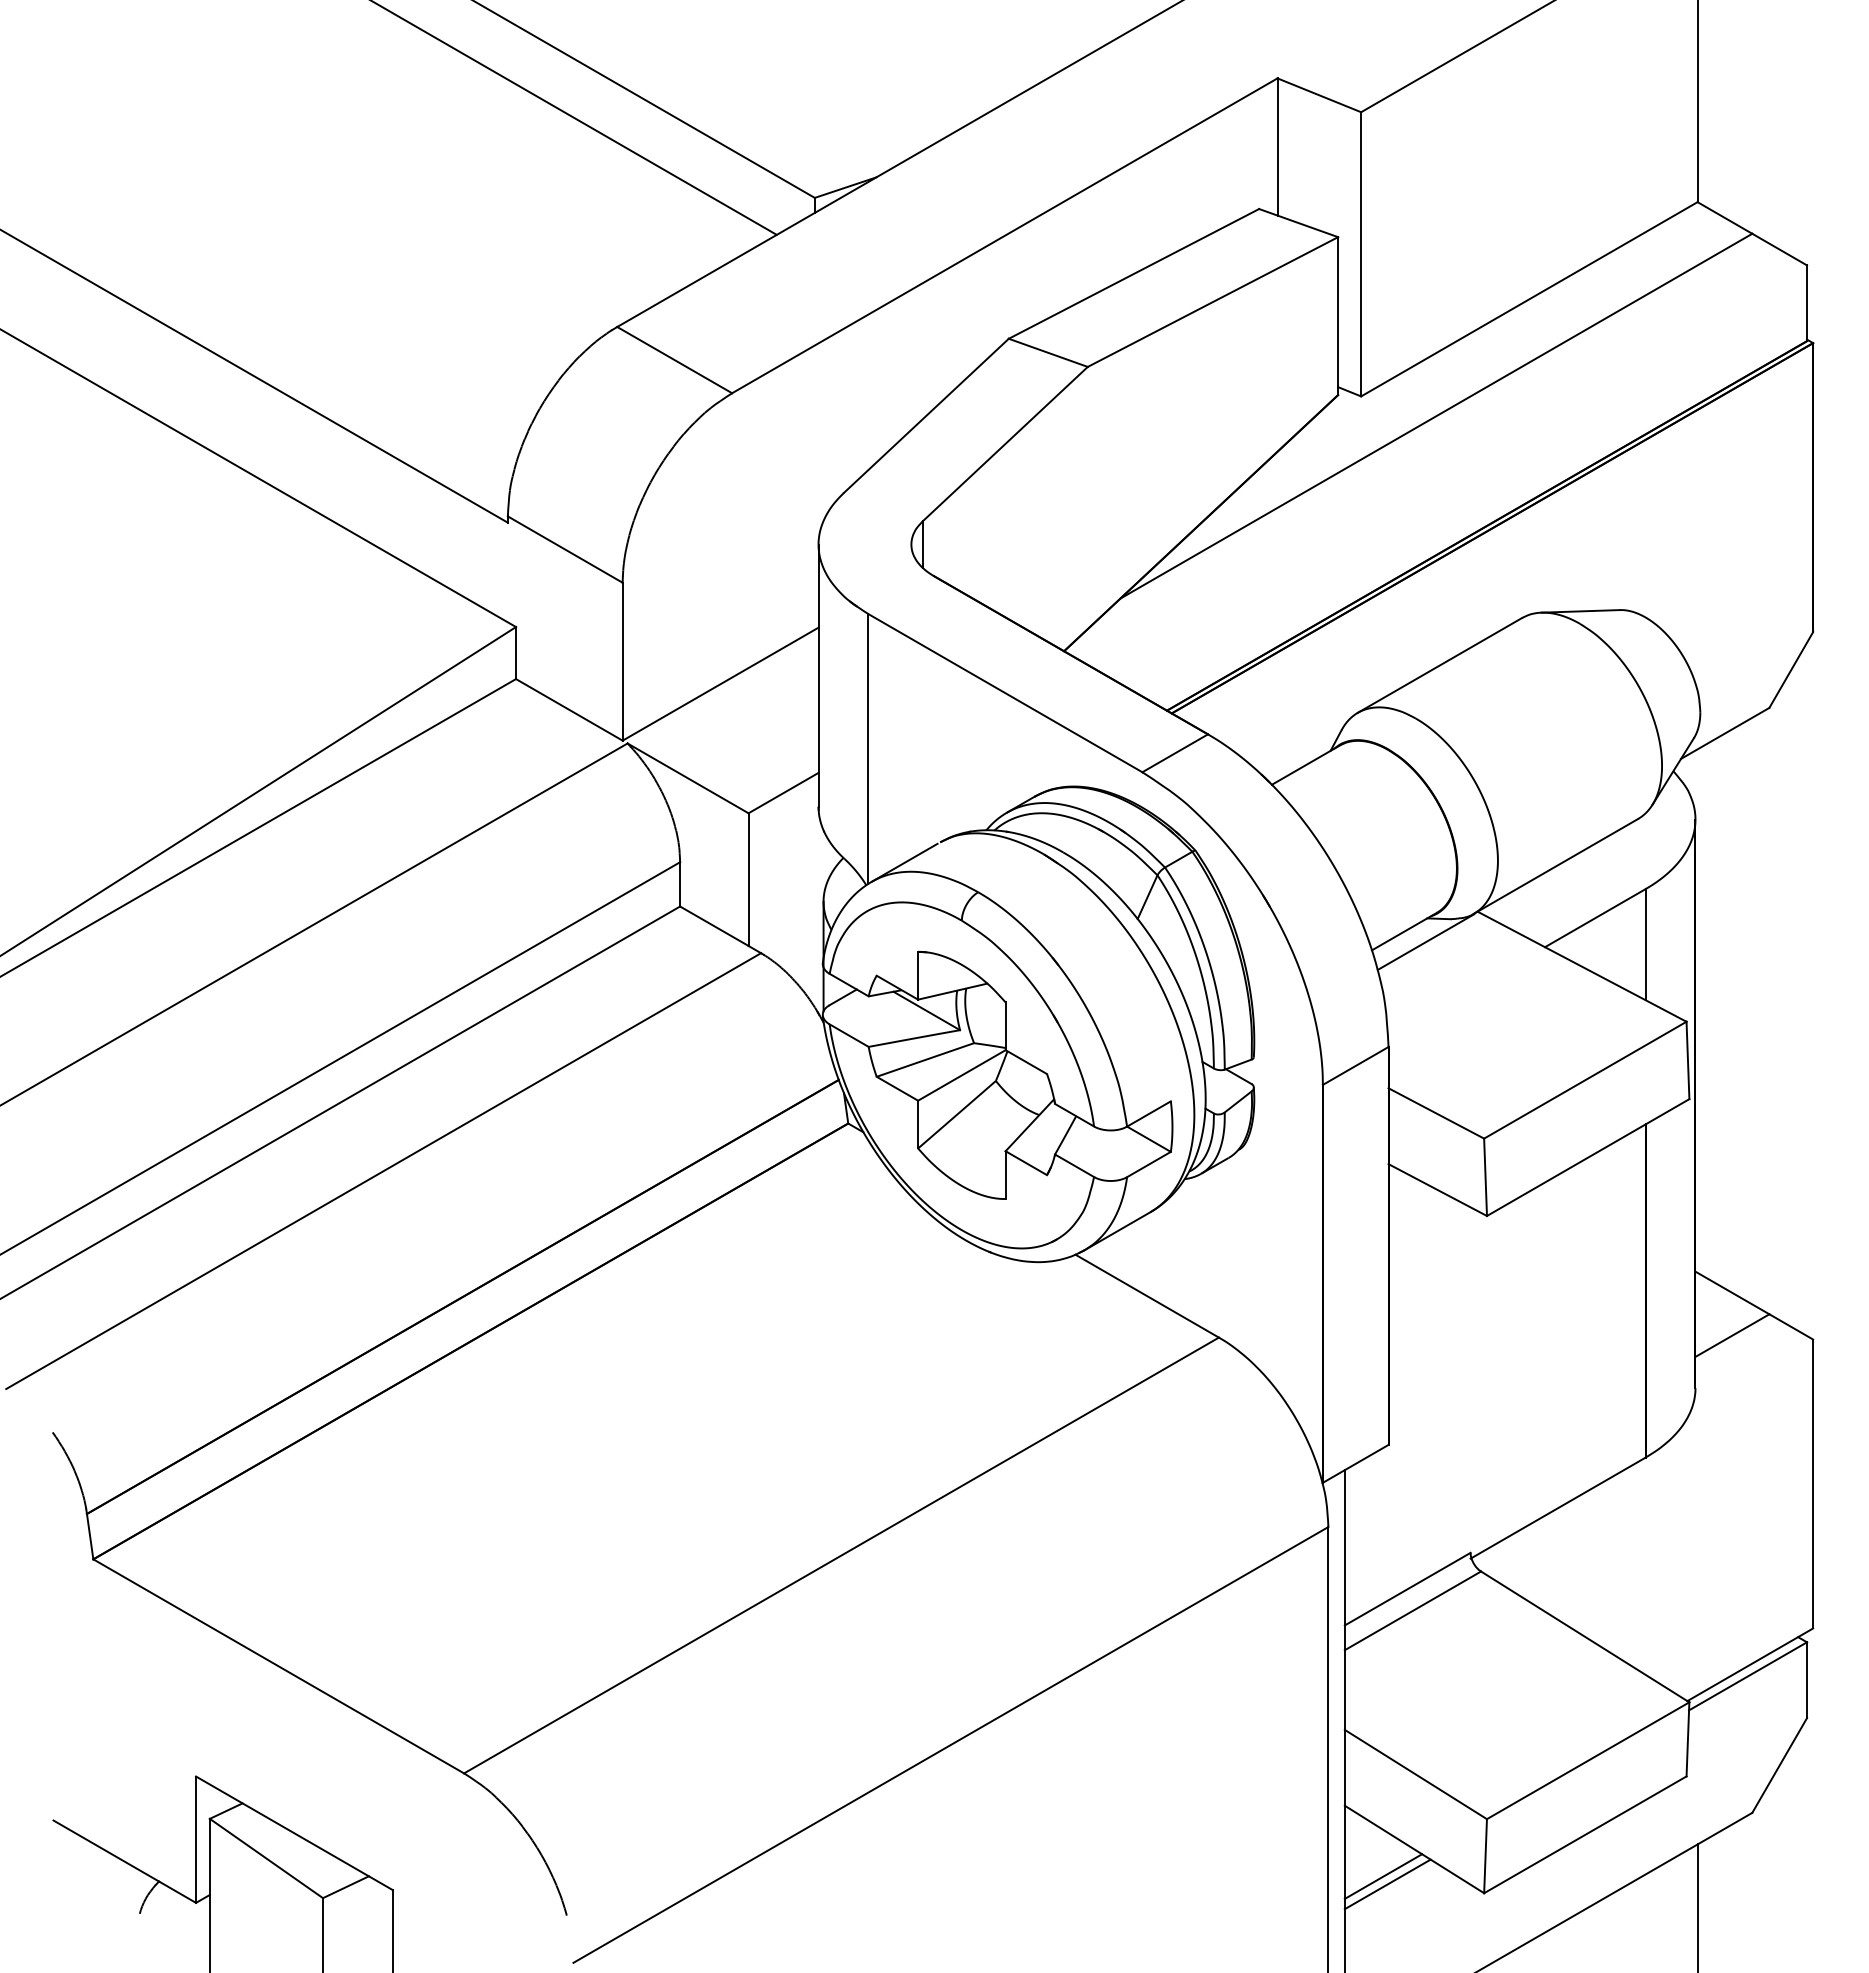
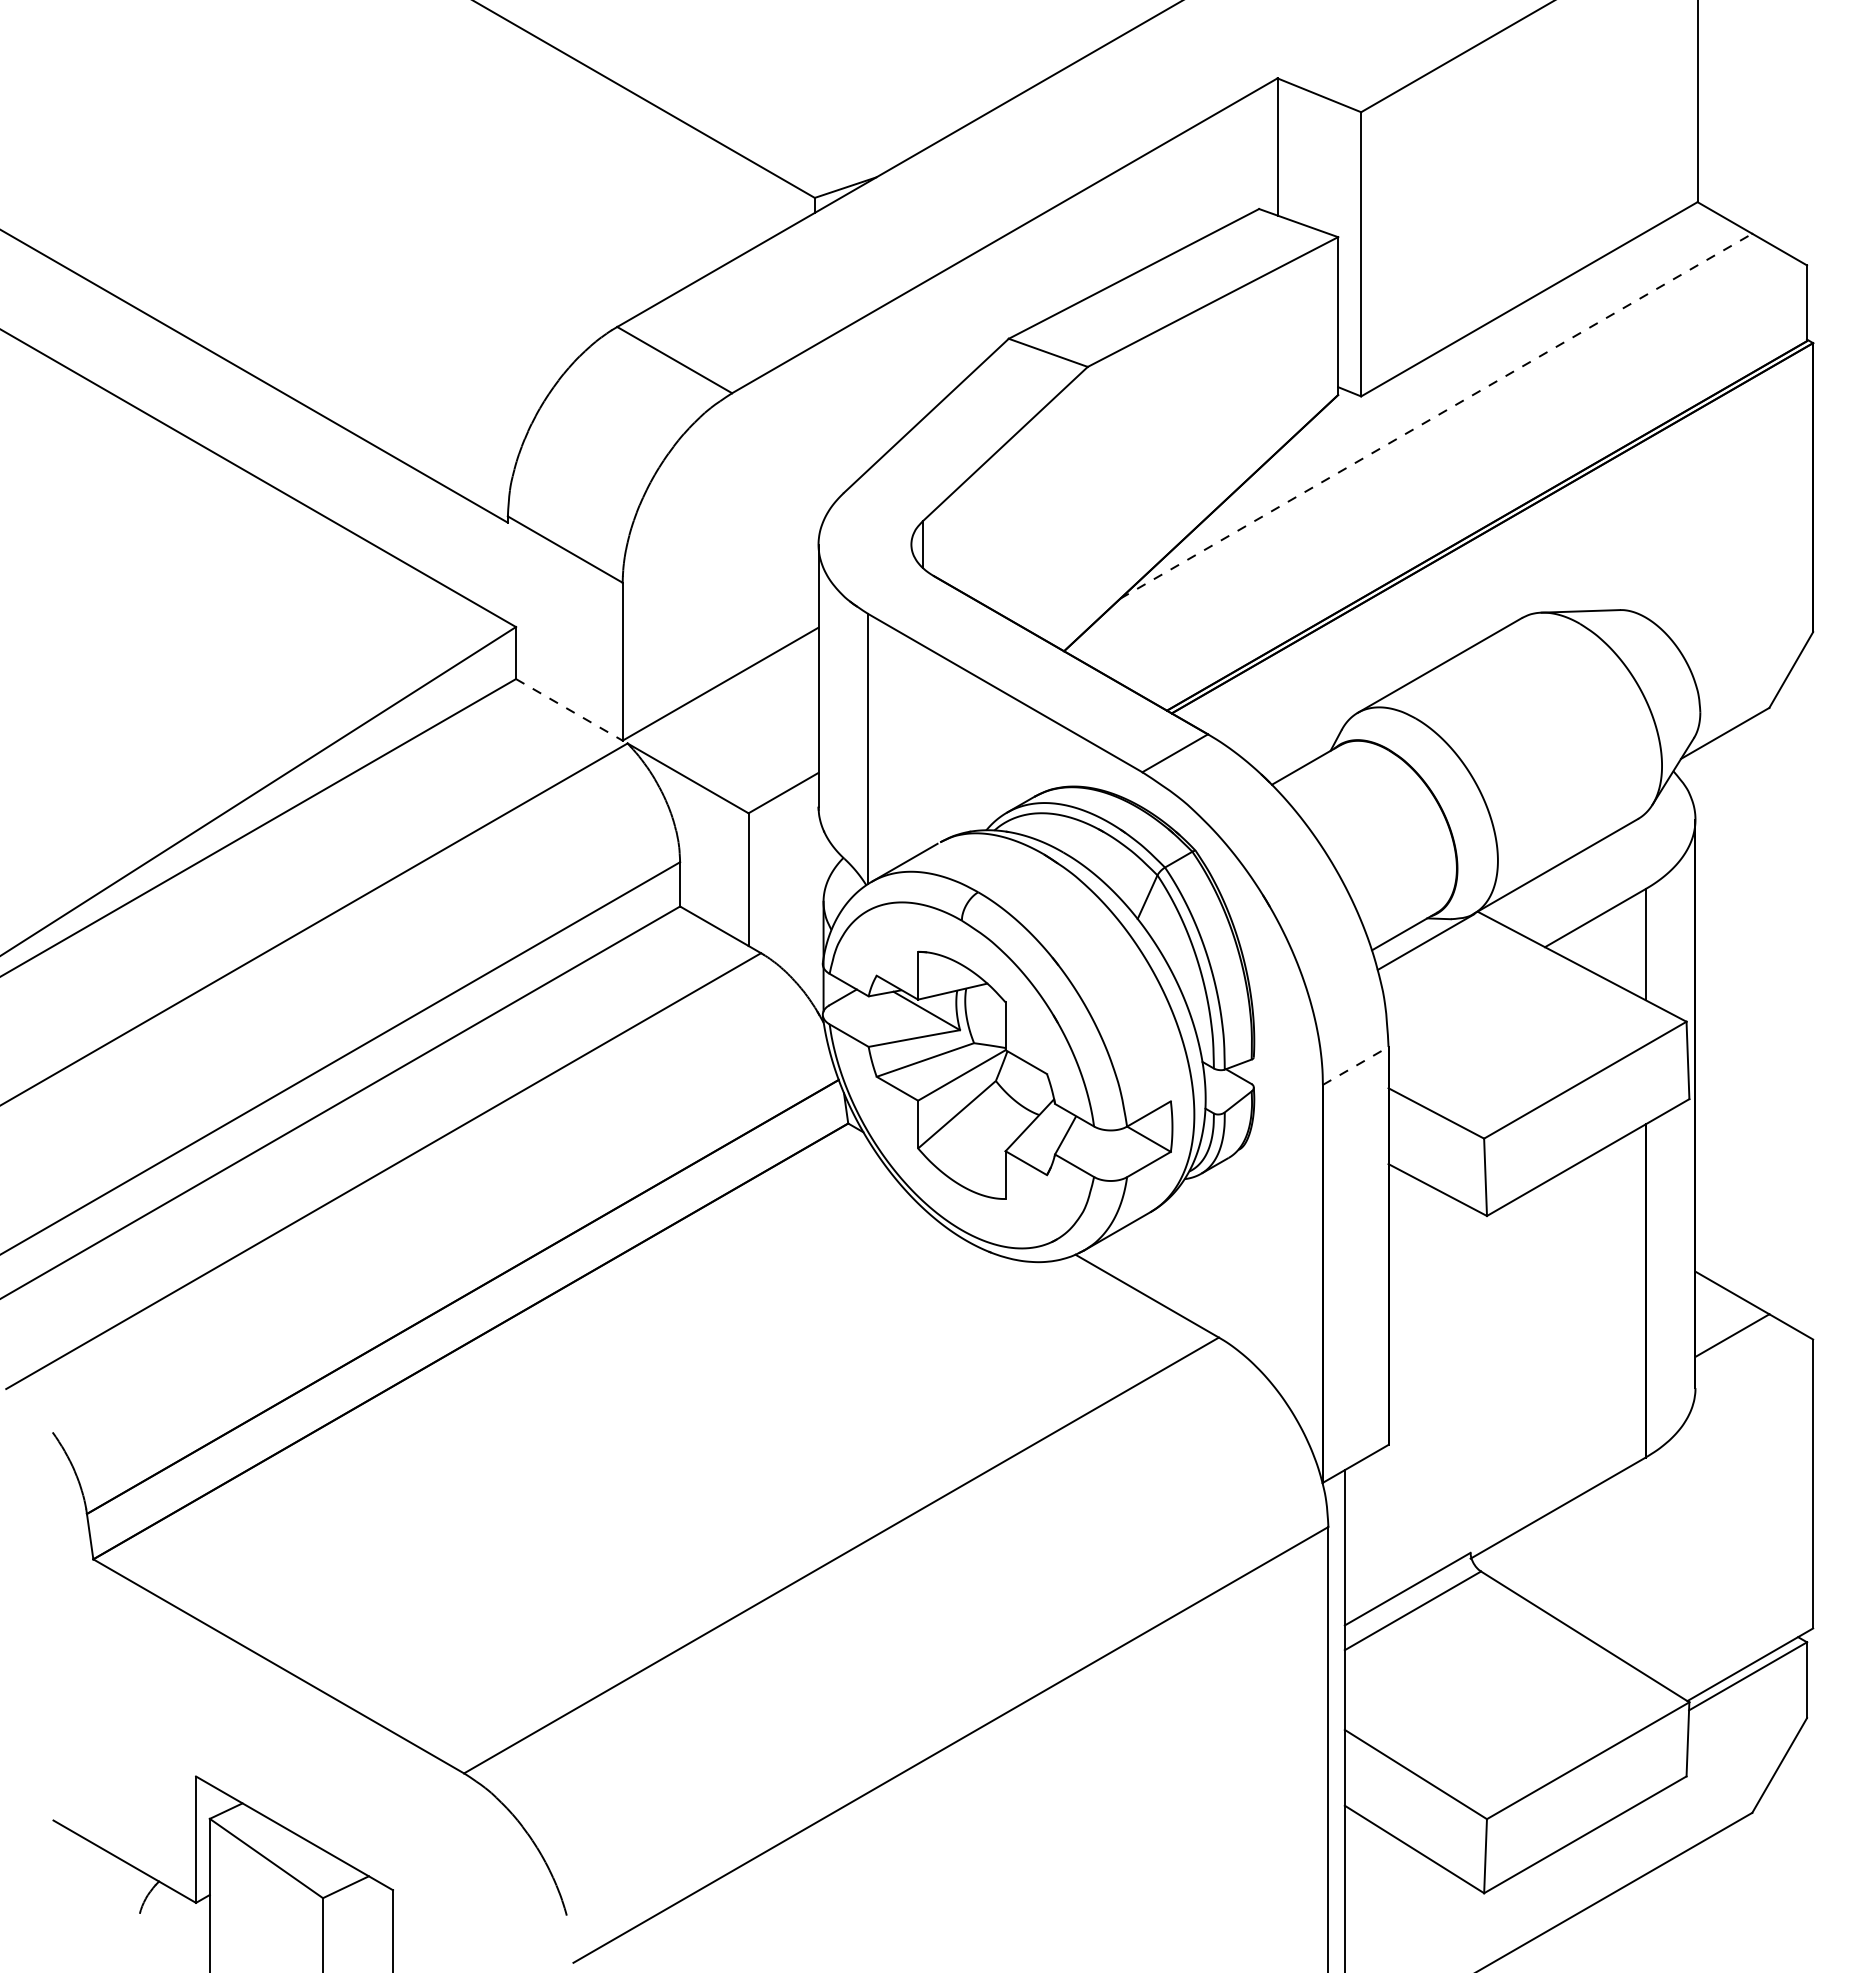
line: present -> none (574, 118)
line: solid -> dashed (1436, 416)
line: solid -> dashed (569, 709)
line: solid -> dashed (1355, 1065)
line: present -> none (1383, 1876)
line: present -> none (1387, 1884)
line: present -> none (1697, 1906)
